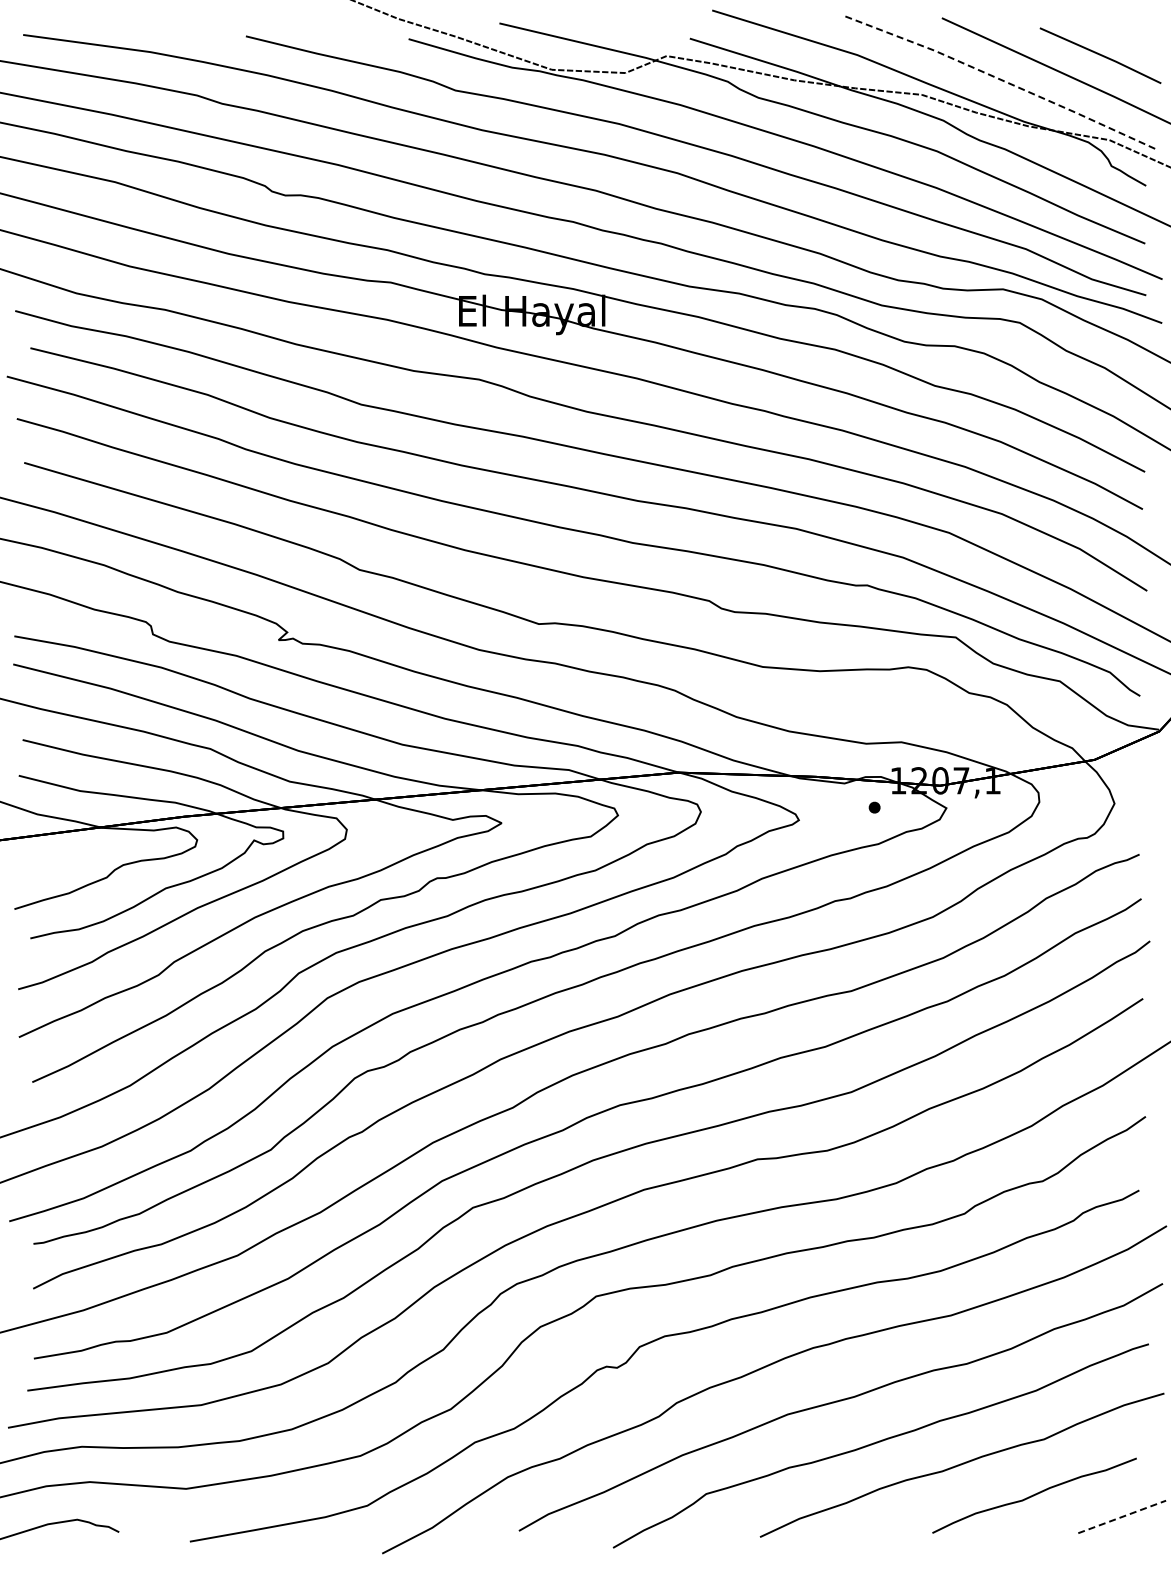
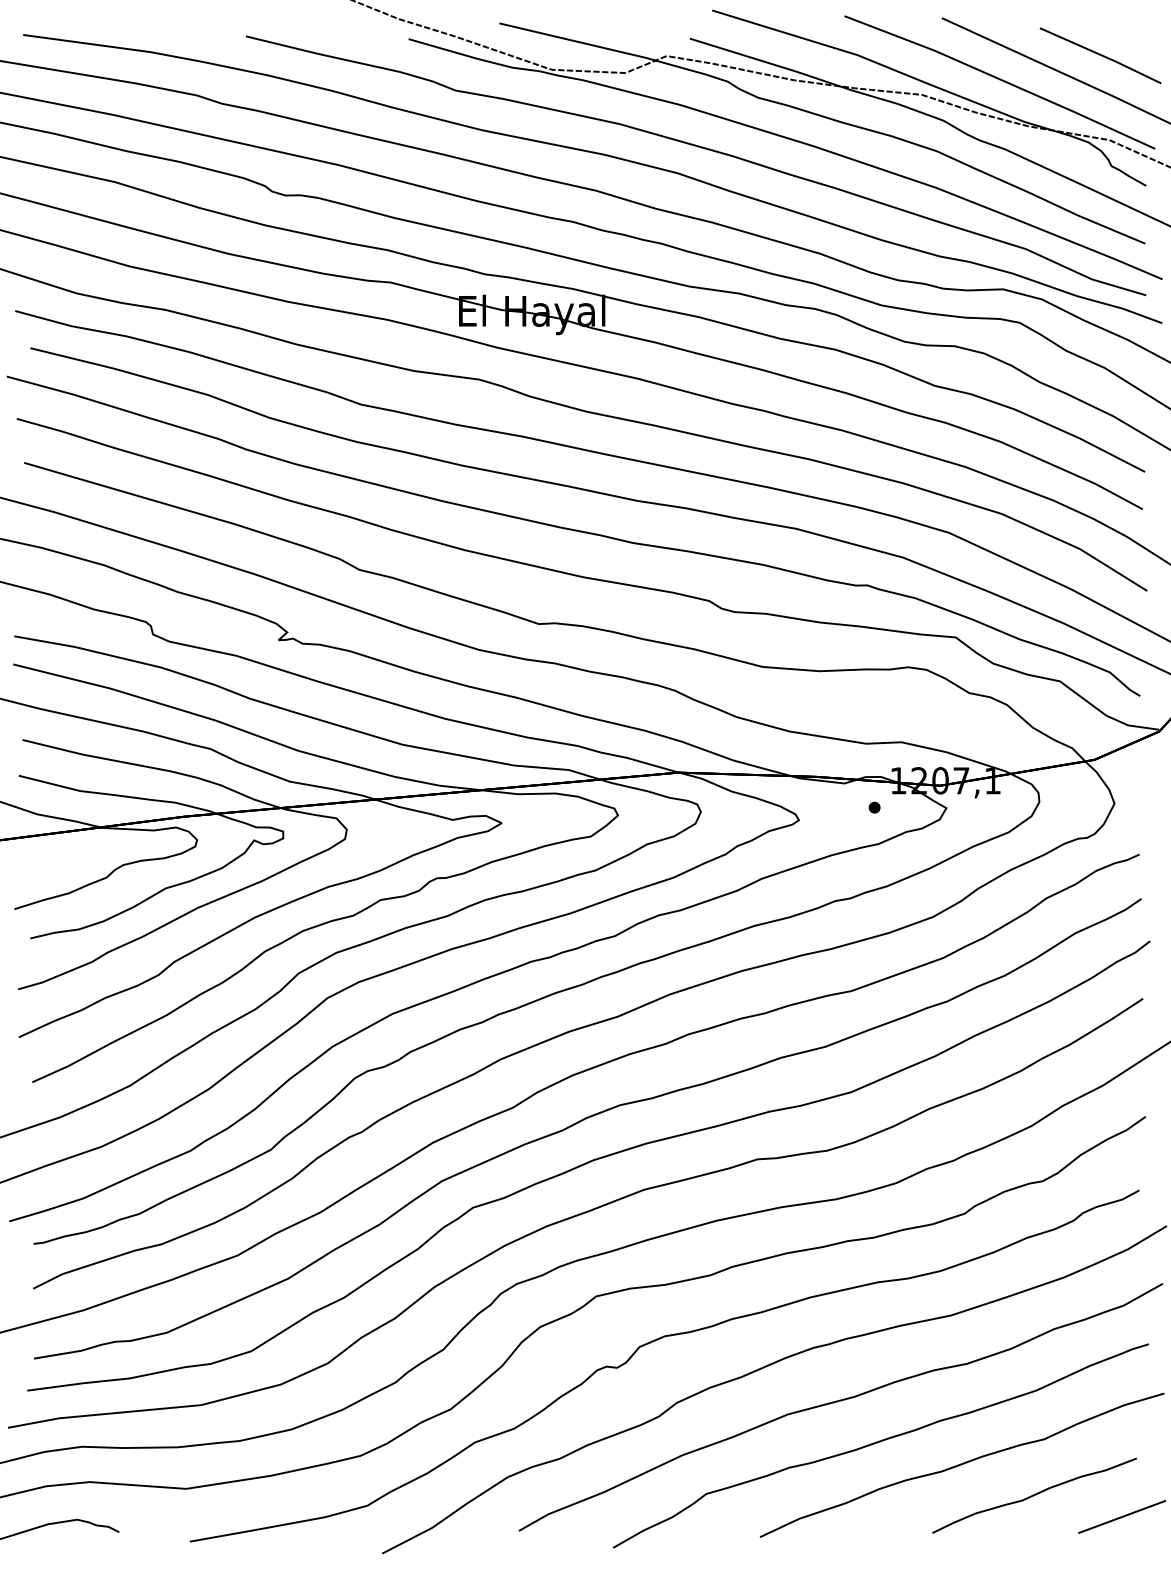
line: dashed -> solid (1000, 79)
line: dashed -> solid (1122, 1516)
